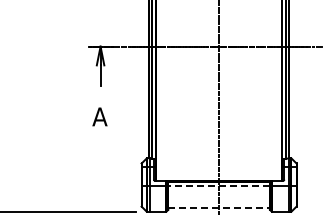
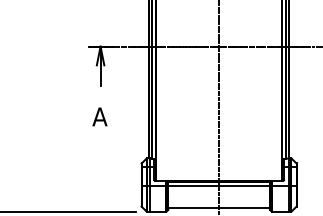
line: dashed -> solid (219, 186)
line: dashed -> solid (219, 207)
